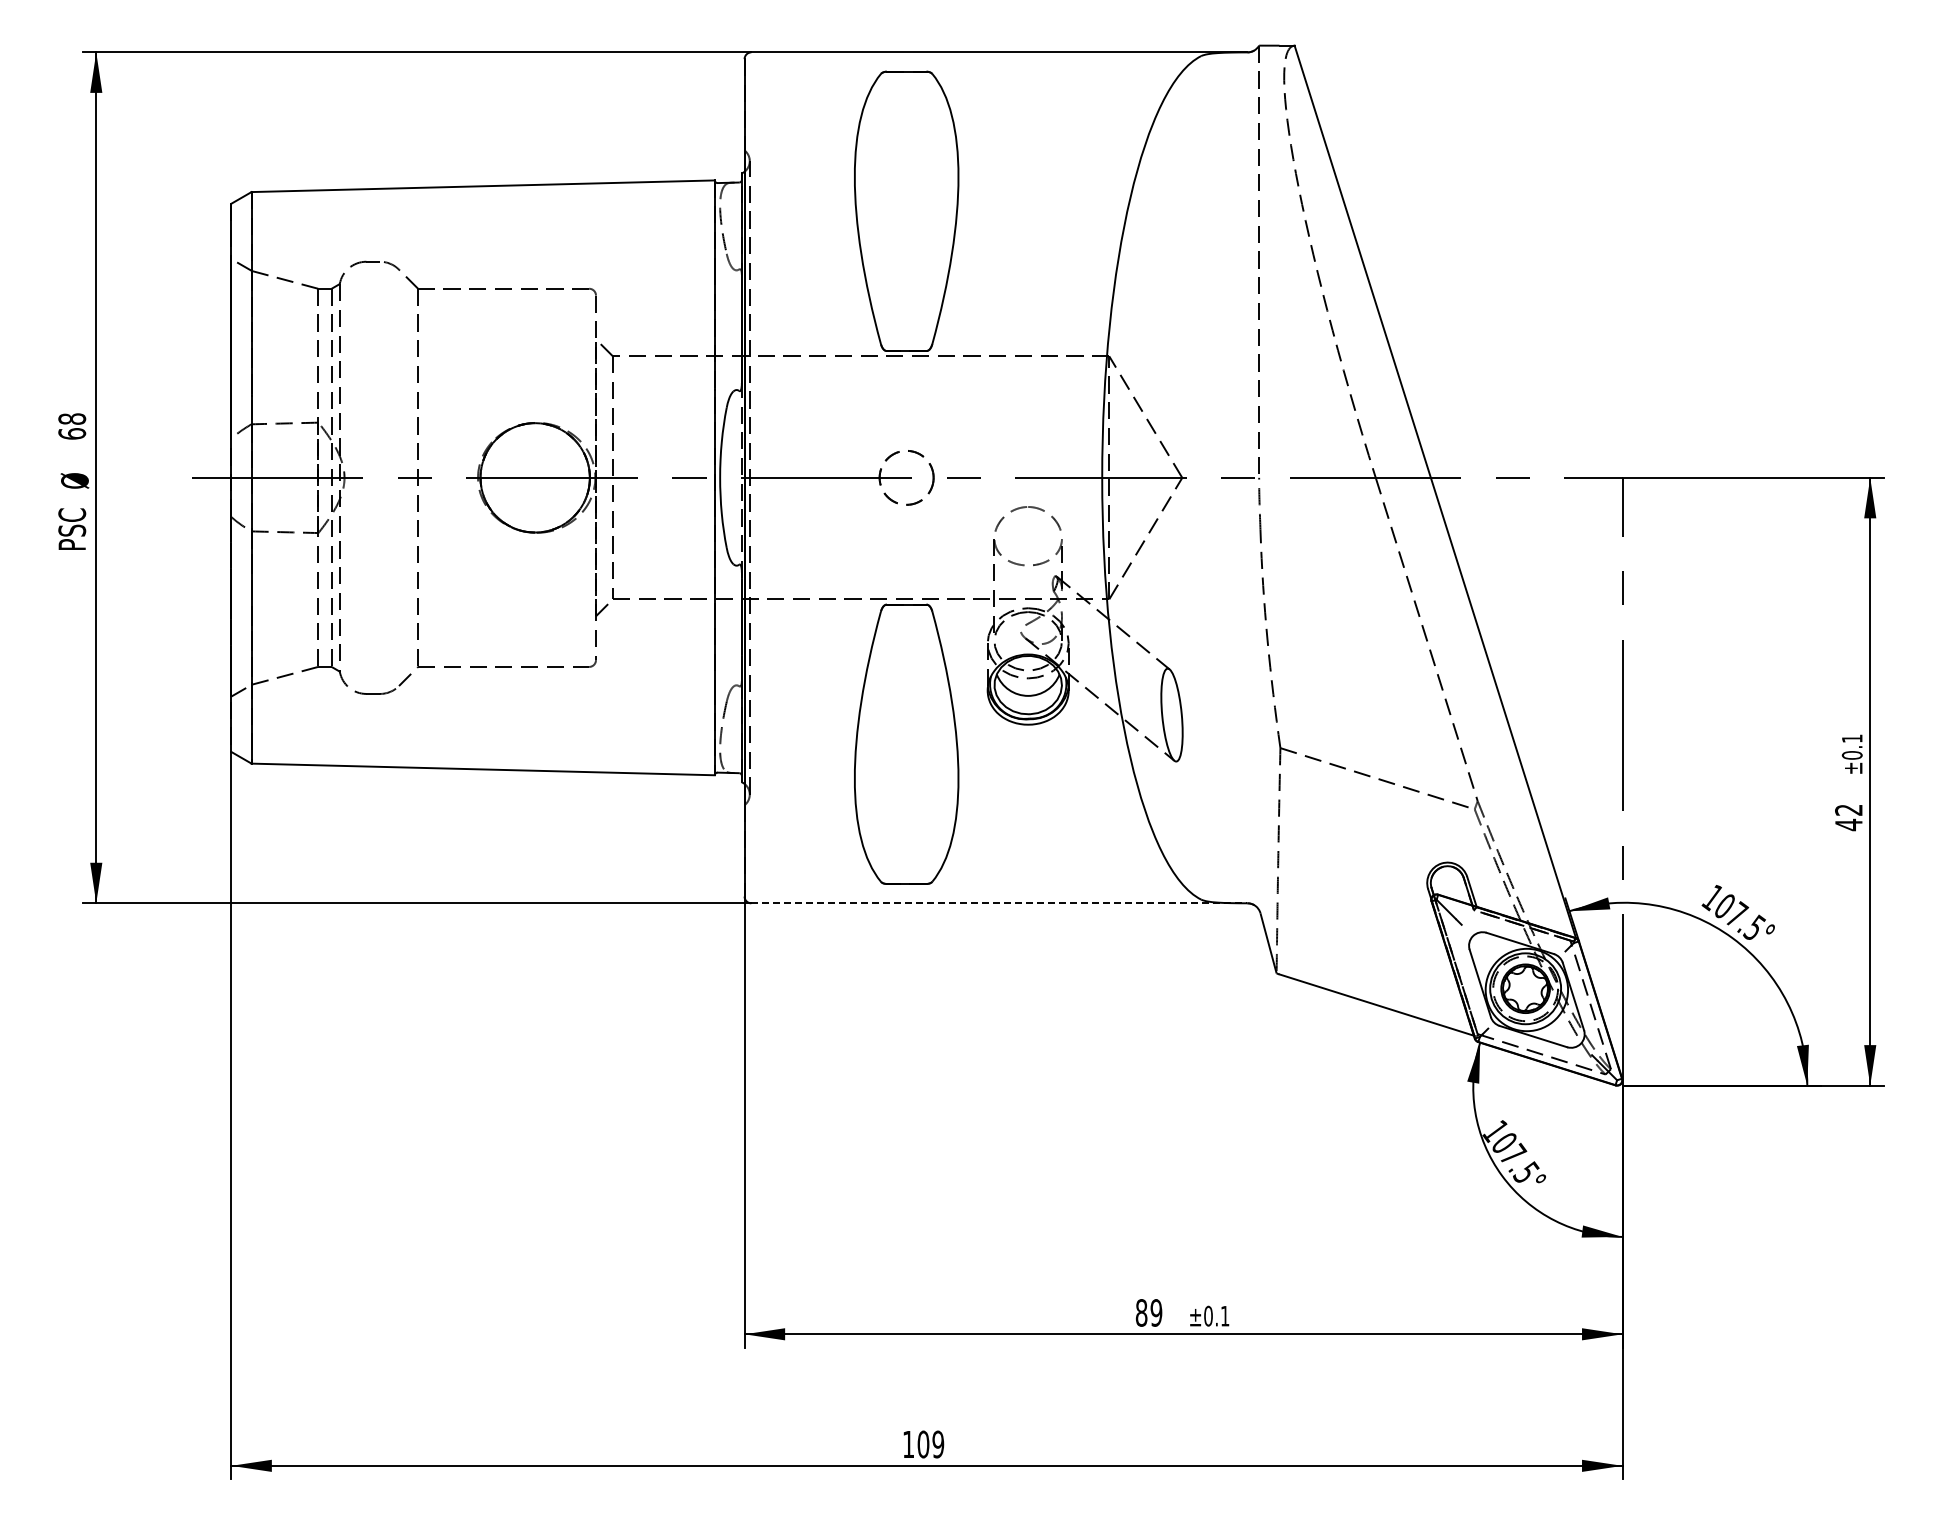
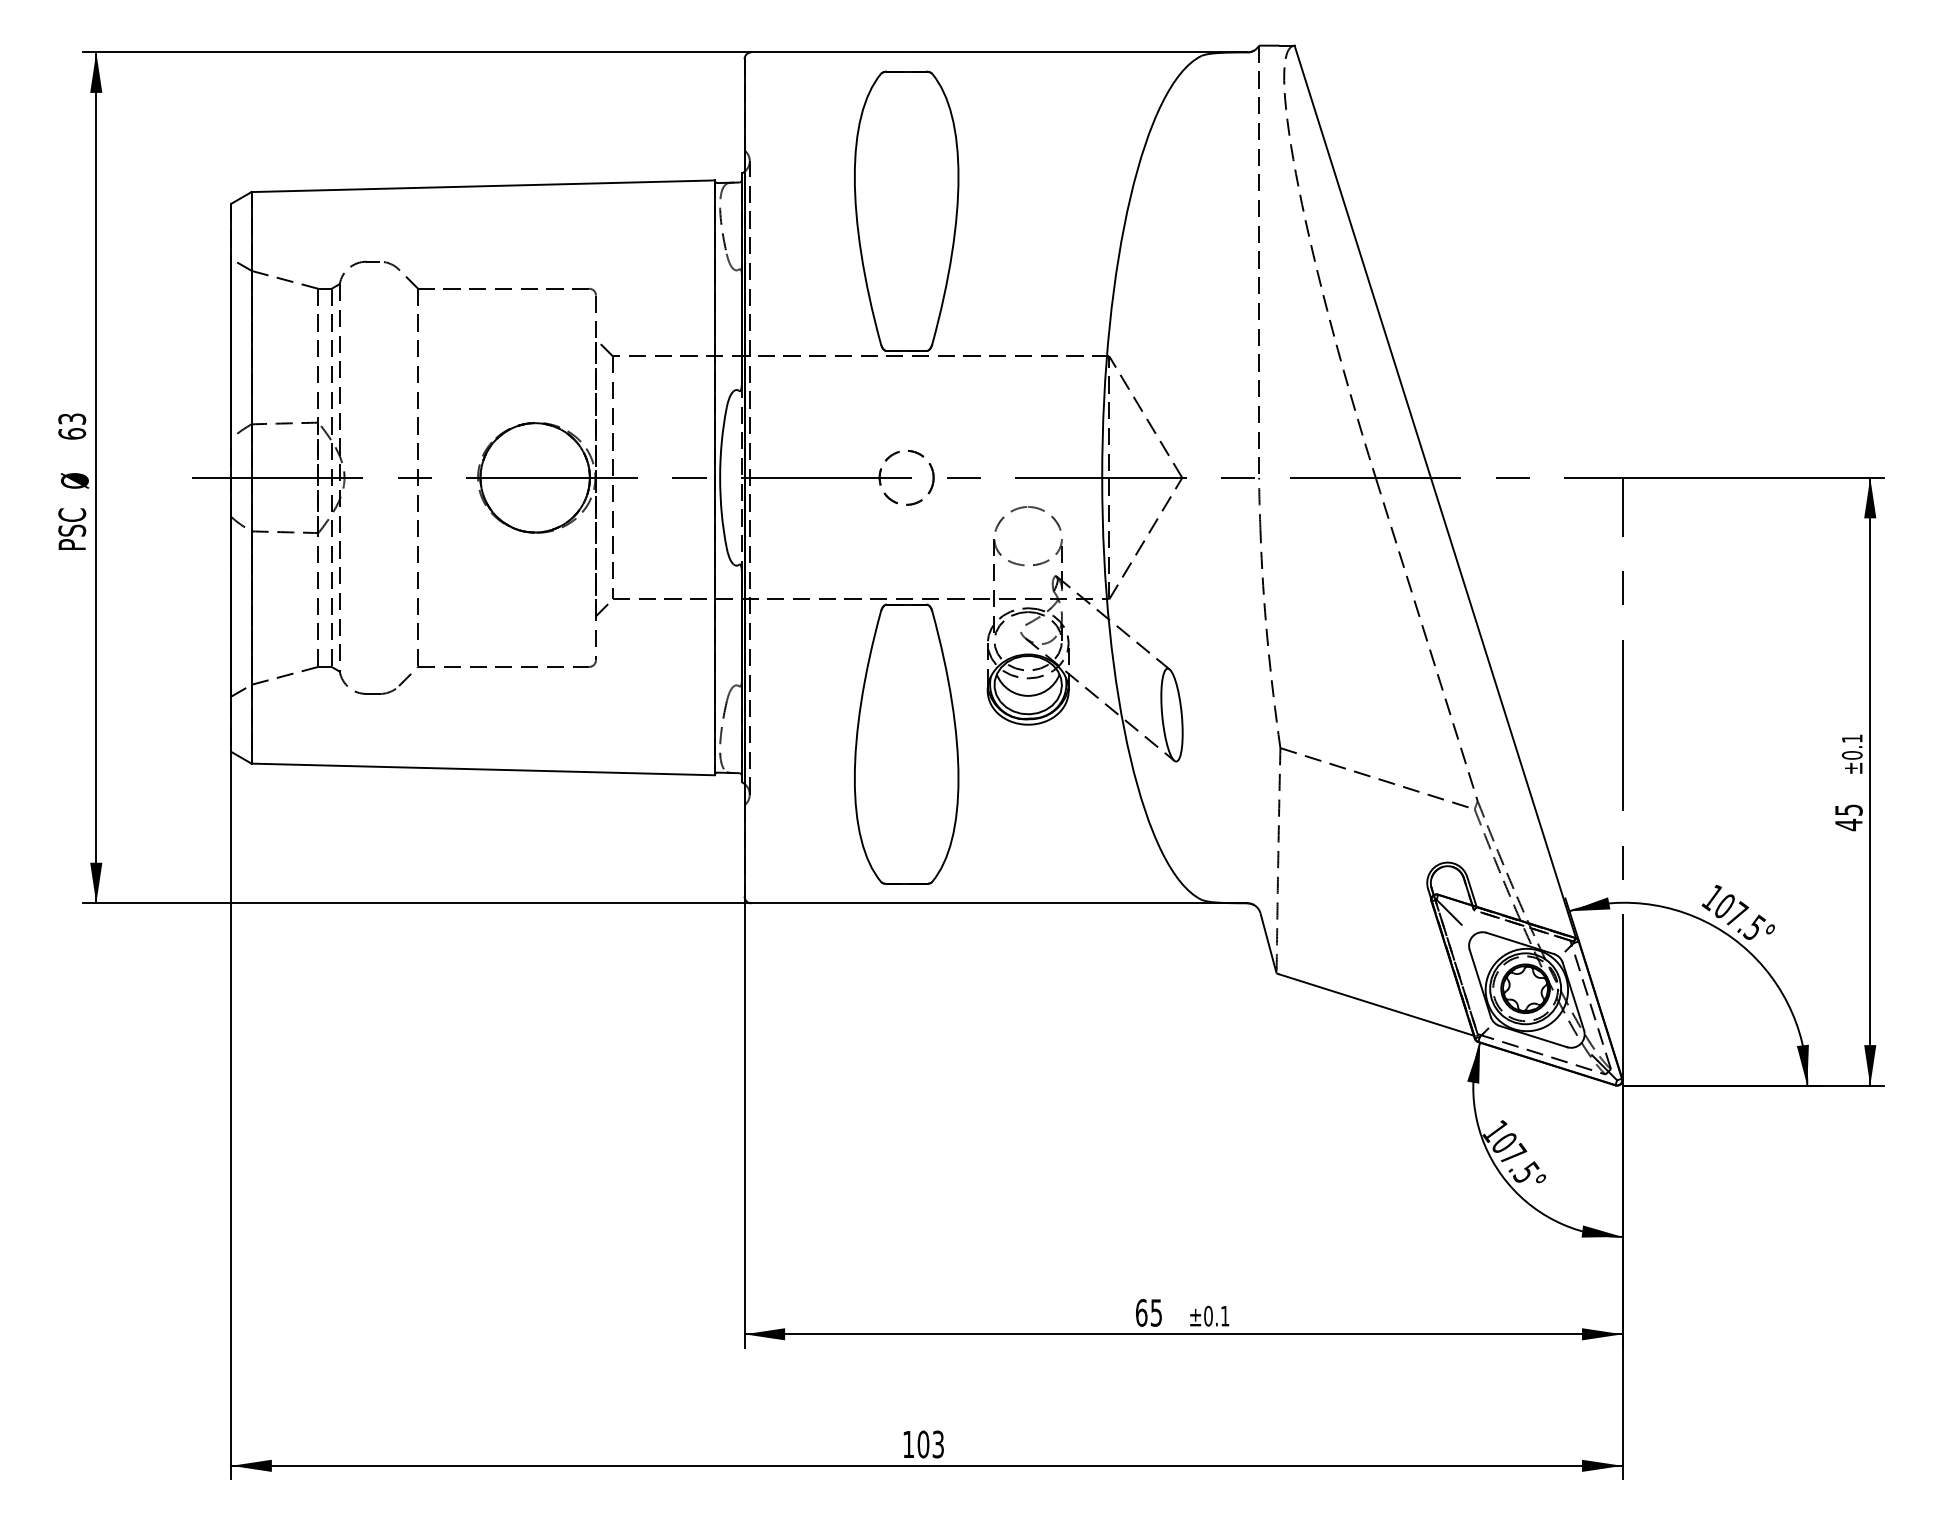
text: 68 -> 63 (72, 418)
text: 42 -> 45 (1848, 809)
line: dashed -> solid (999, 903)
text: 89 -> 65 (1148, 1312)
text: 109 -> 103 (938, 1444)
